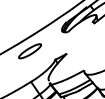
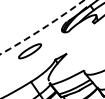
arc: solid -> dashed (42, 29)
